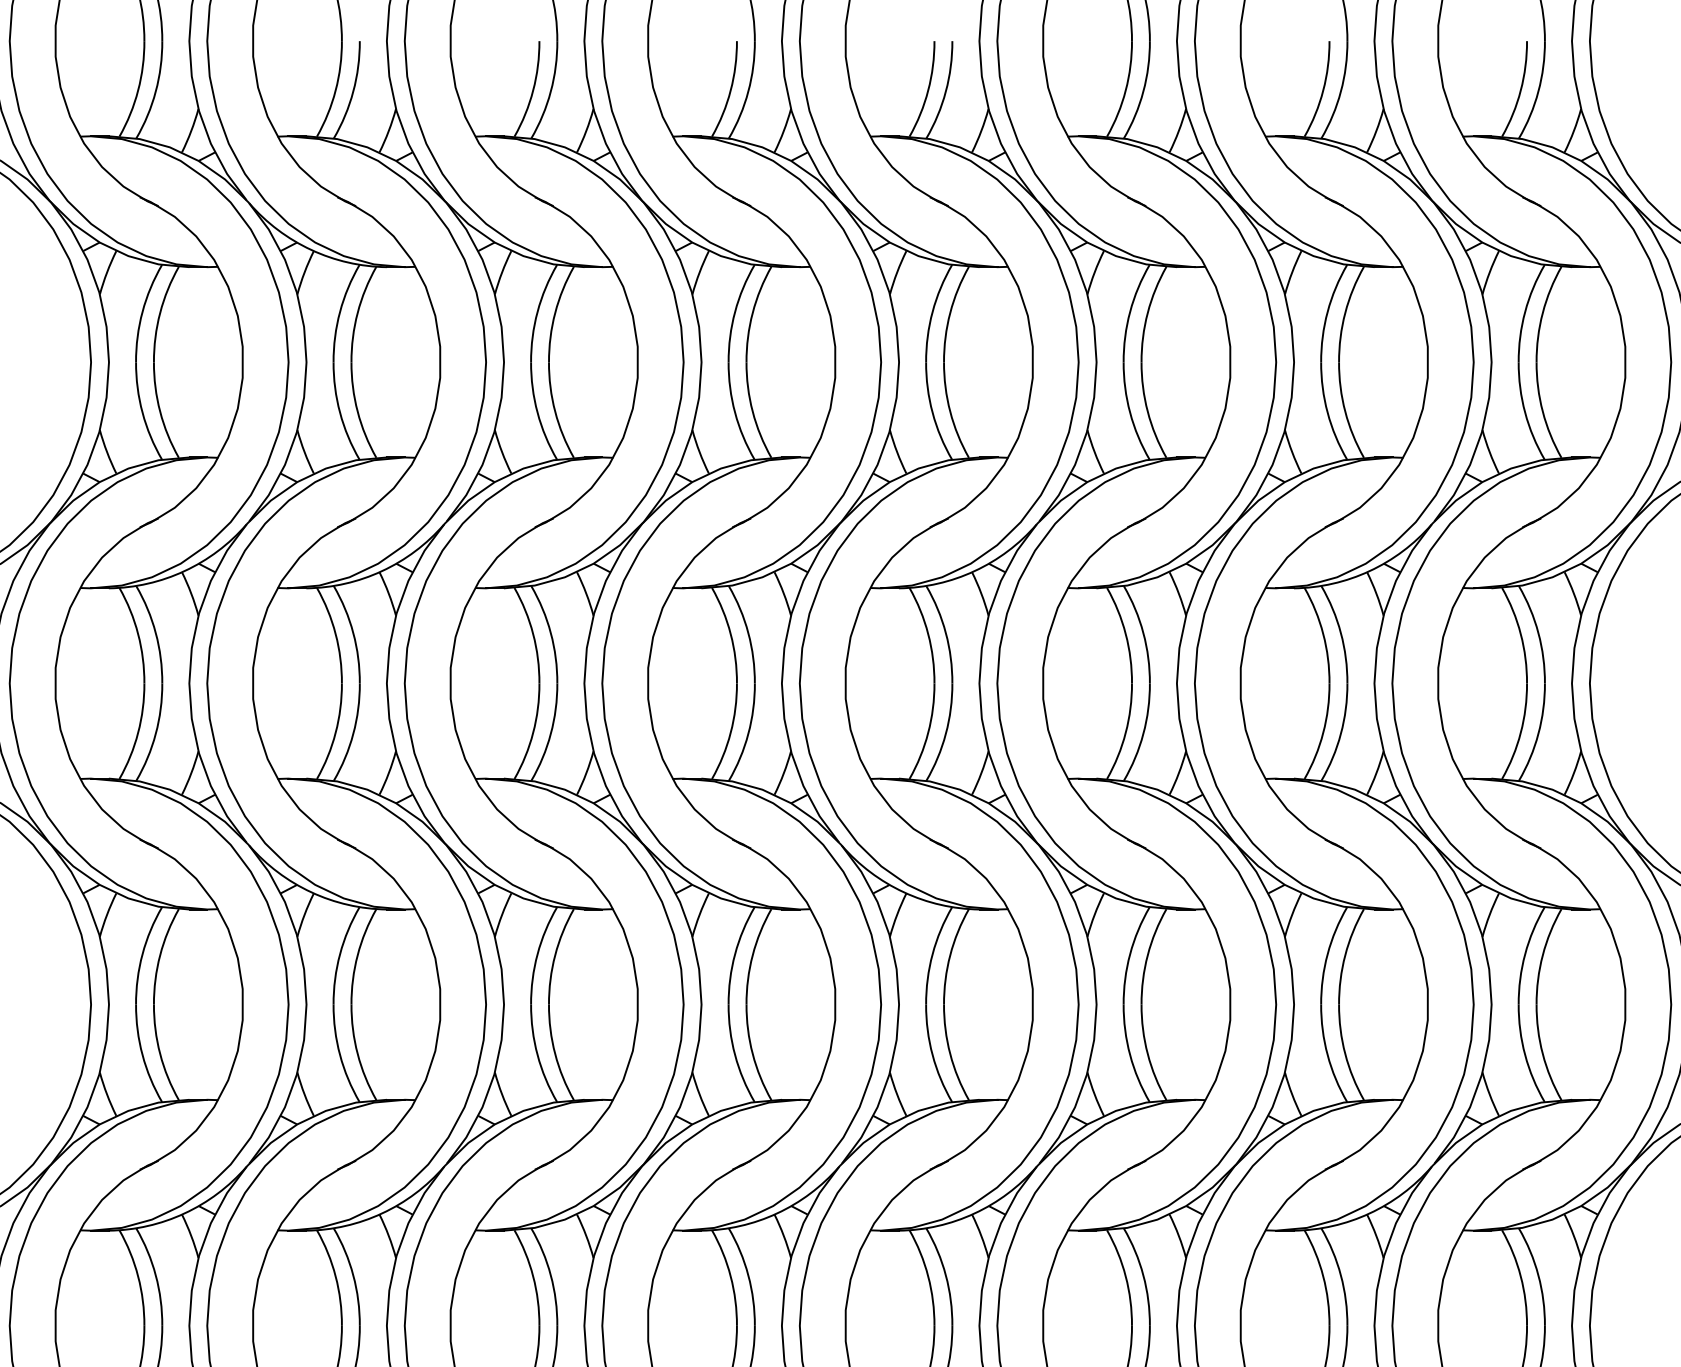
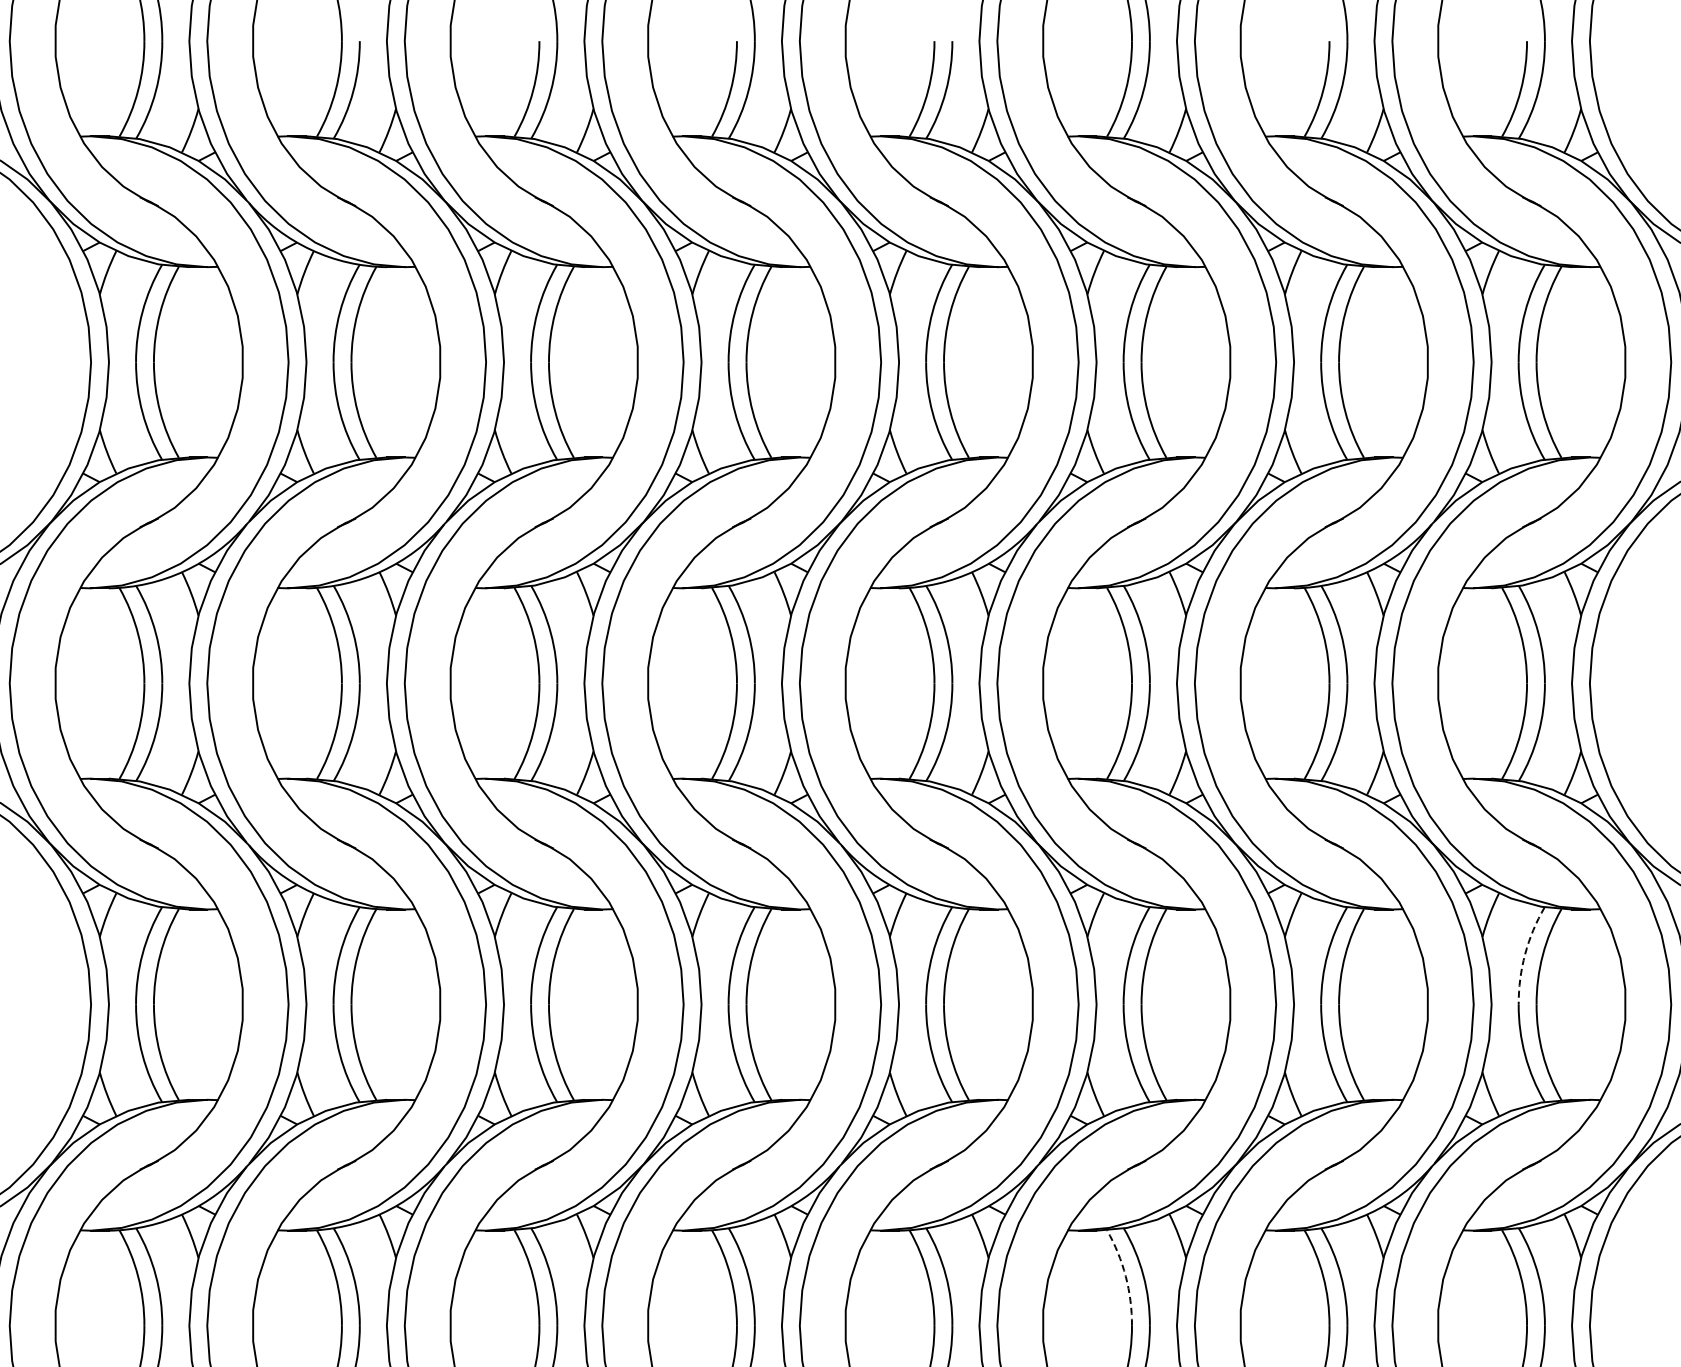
arc: solid -> dashed (1525, 954)
arc: solid -> dashed (1125, 1276)
